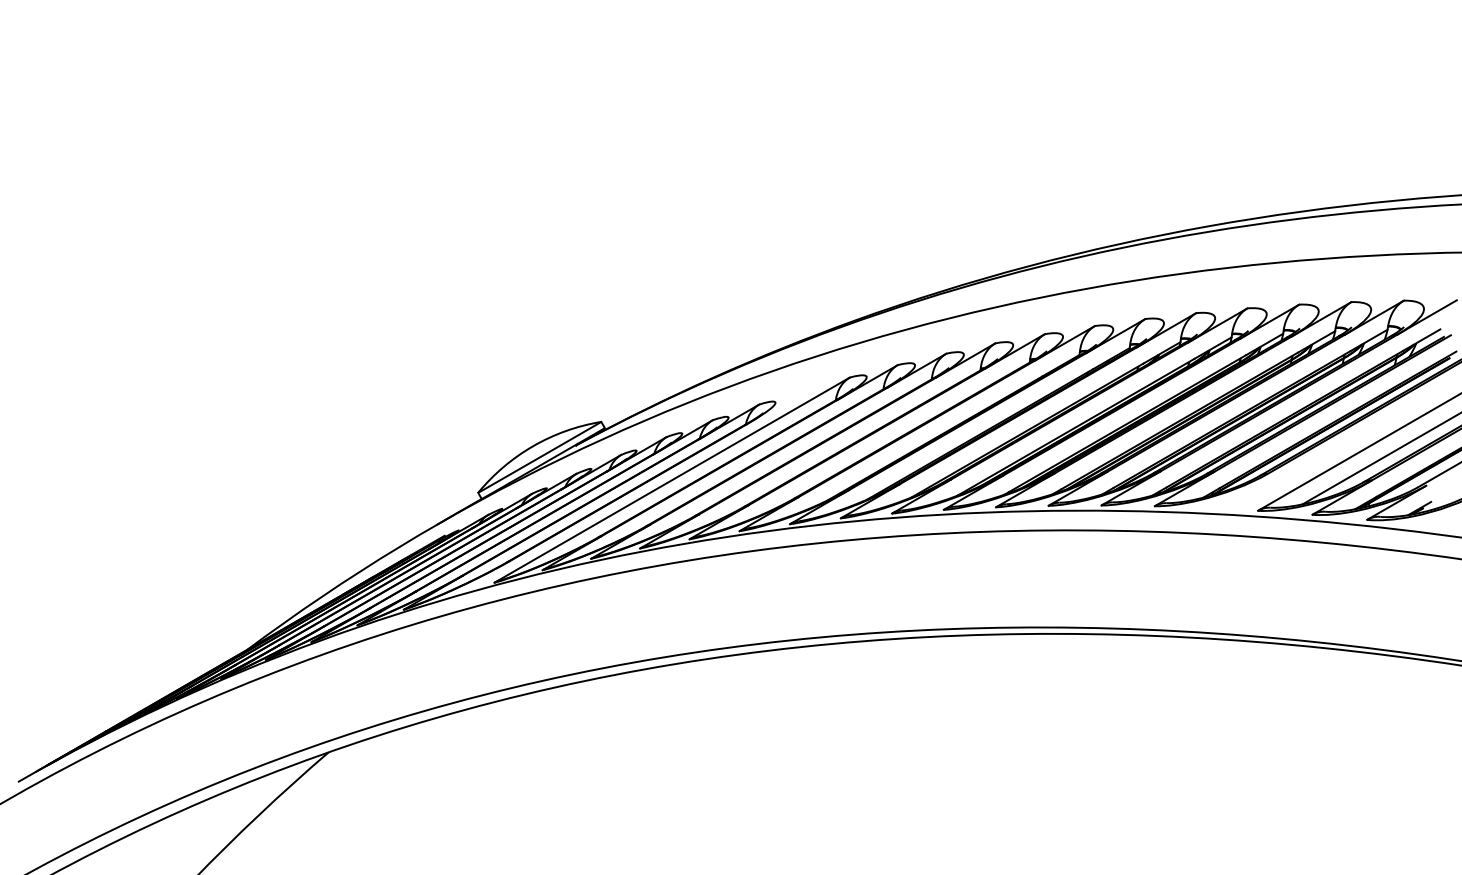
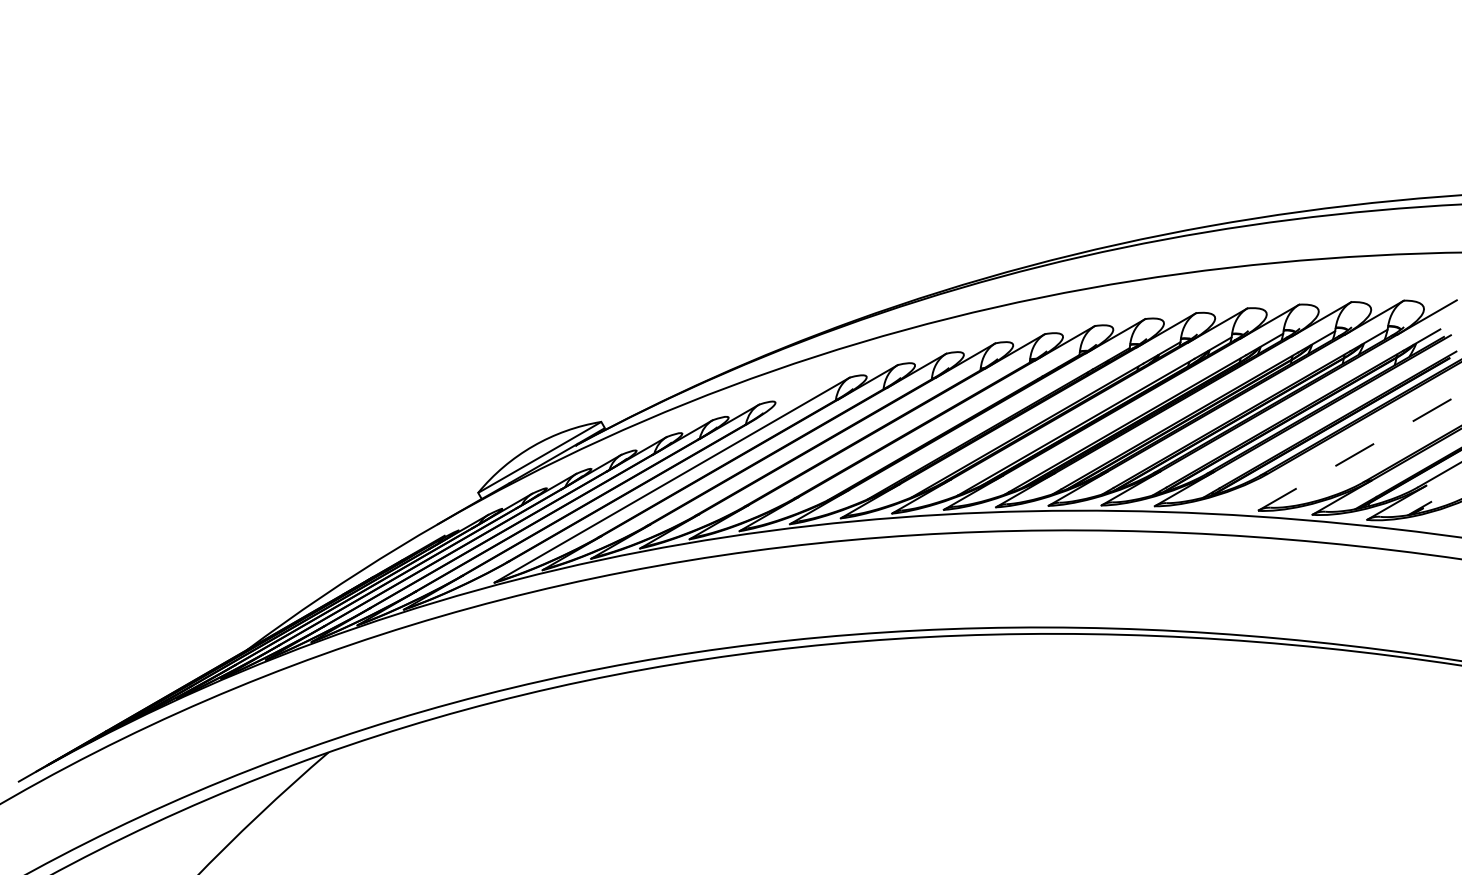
line: solid -> dashed (1360, 451)
line: present -> none (1380, 459)
